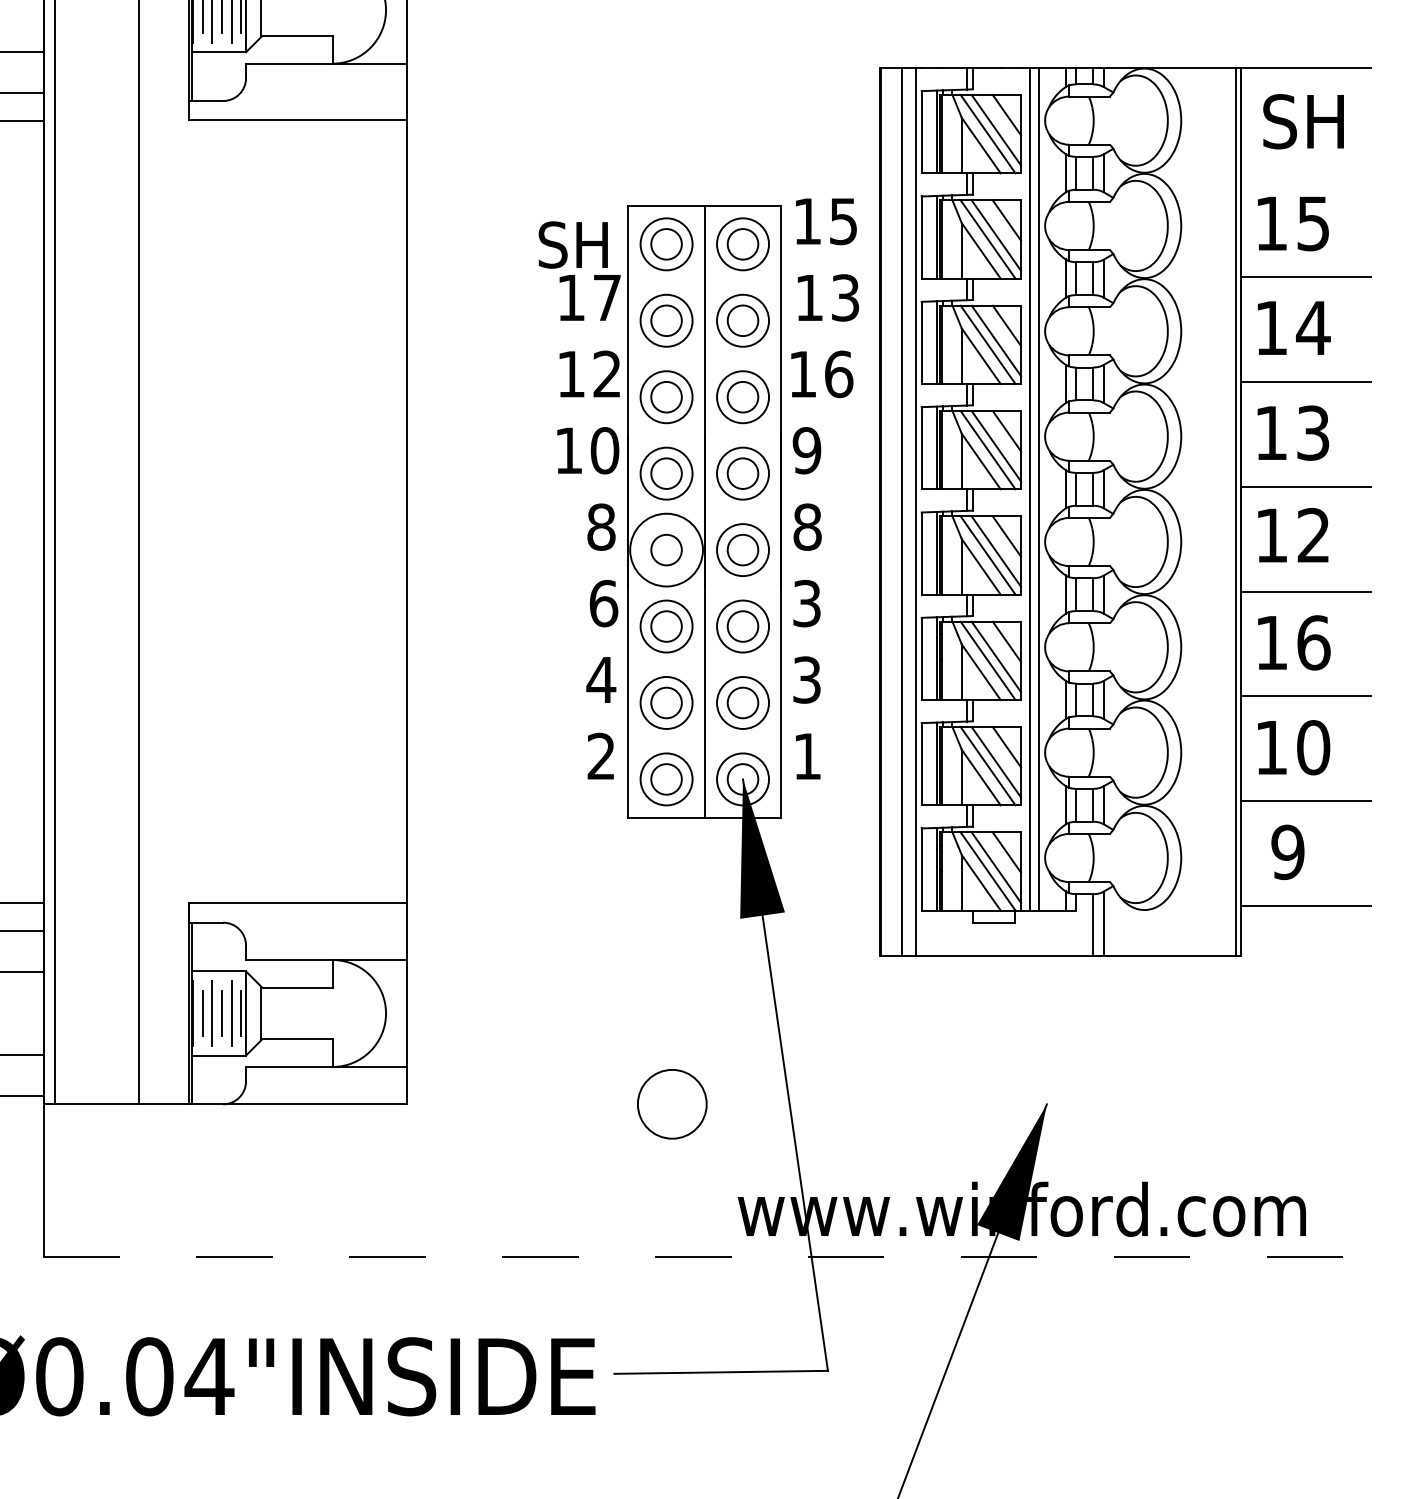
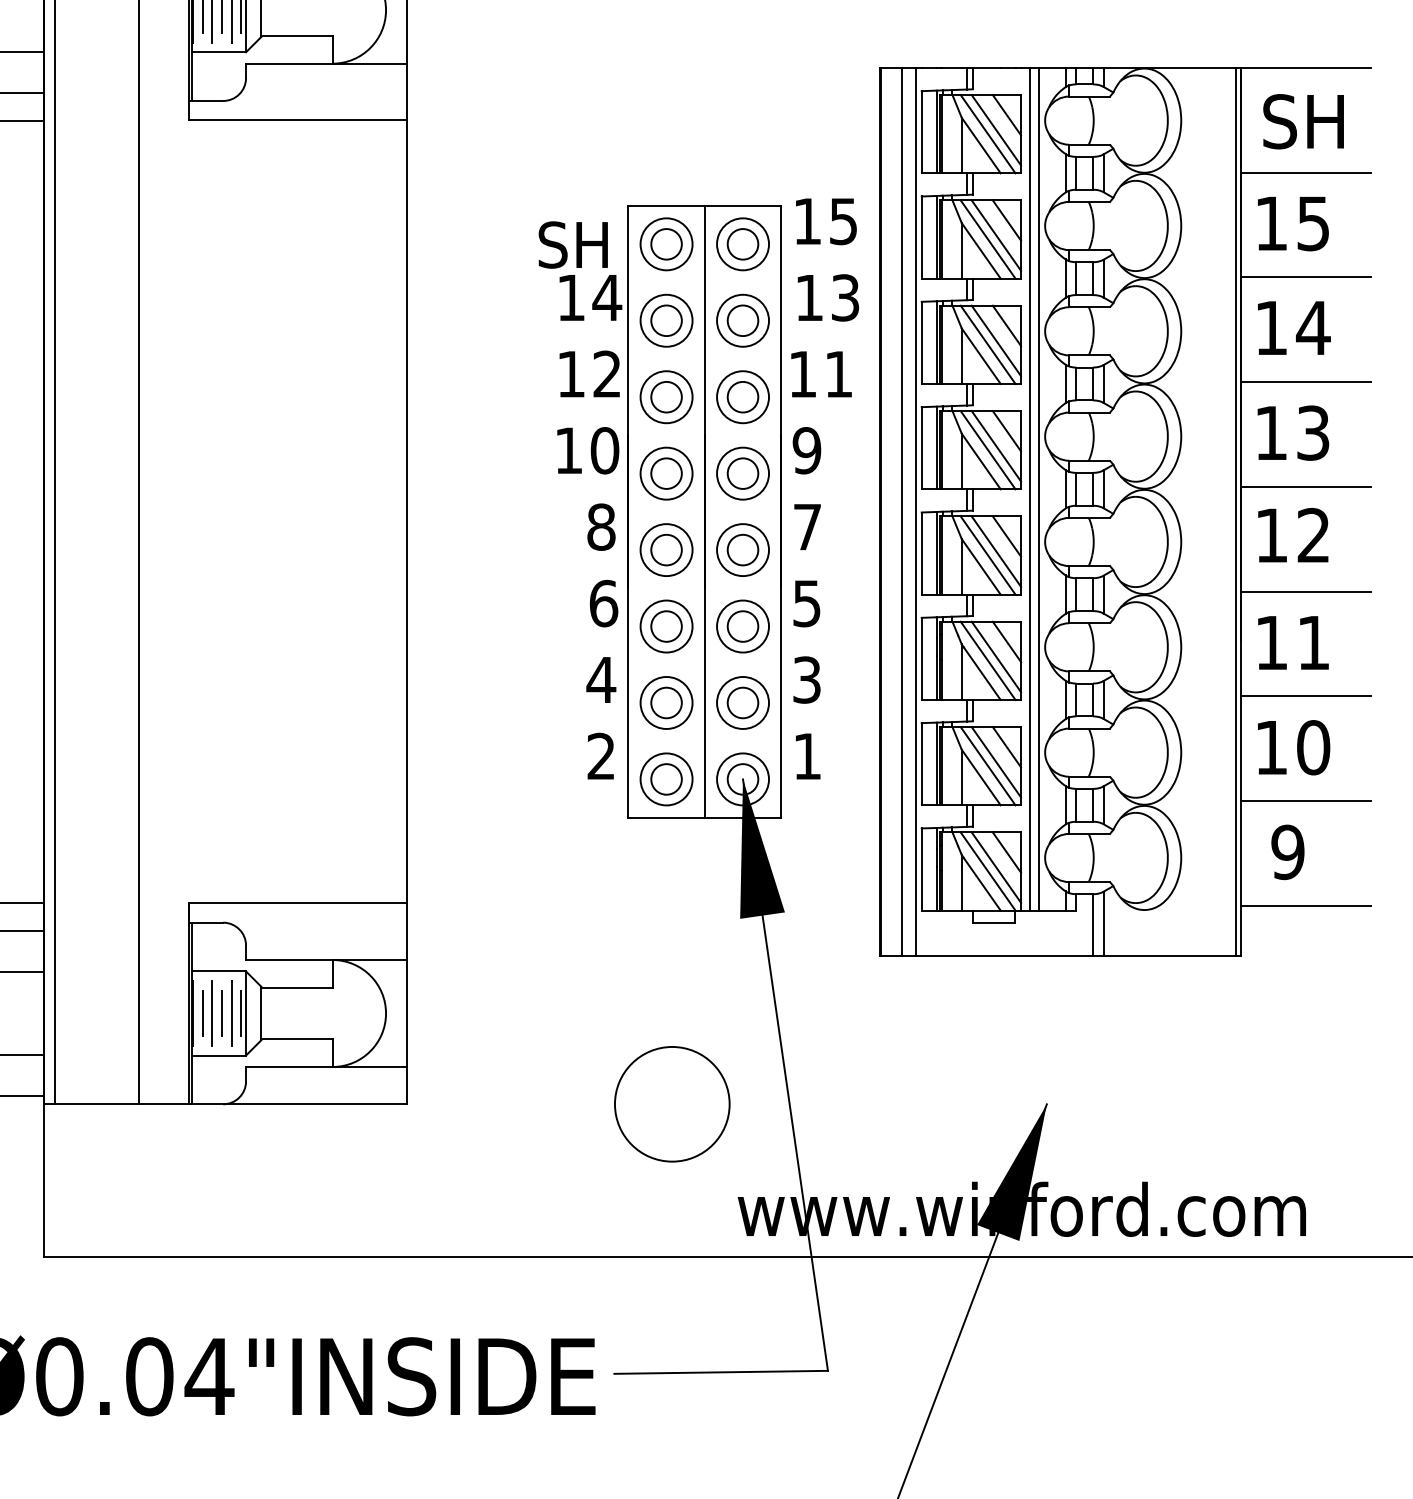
line: none -> present (1305, 172)
text: 17 -> 14 (607, 297)
text: 16 -> 11 (839, 374)
text: 8 -> 7 (807, 526)
circle diameter: 73 px -> 52 px (666, 550)
text: 3 -> 5 (806, 602)
text: 16 -> 11 (1313, 642)
circle diameter: 69 px -> 115 px (671, 1103)
line: dashed -> solid (728, 1257)
